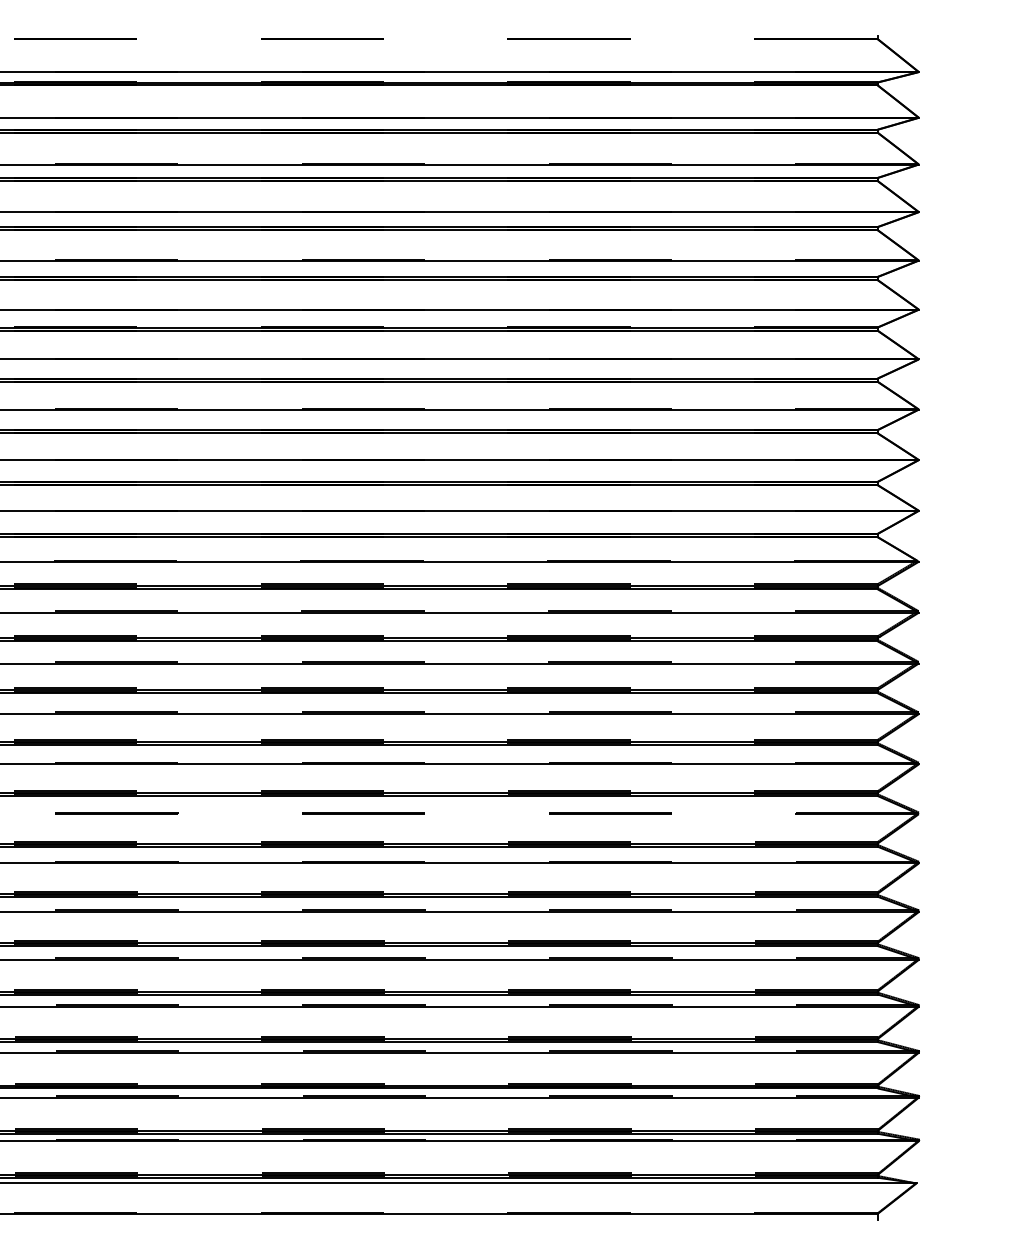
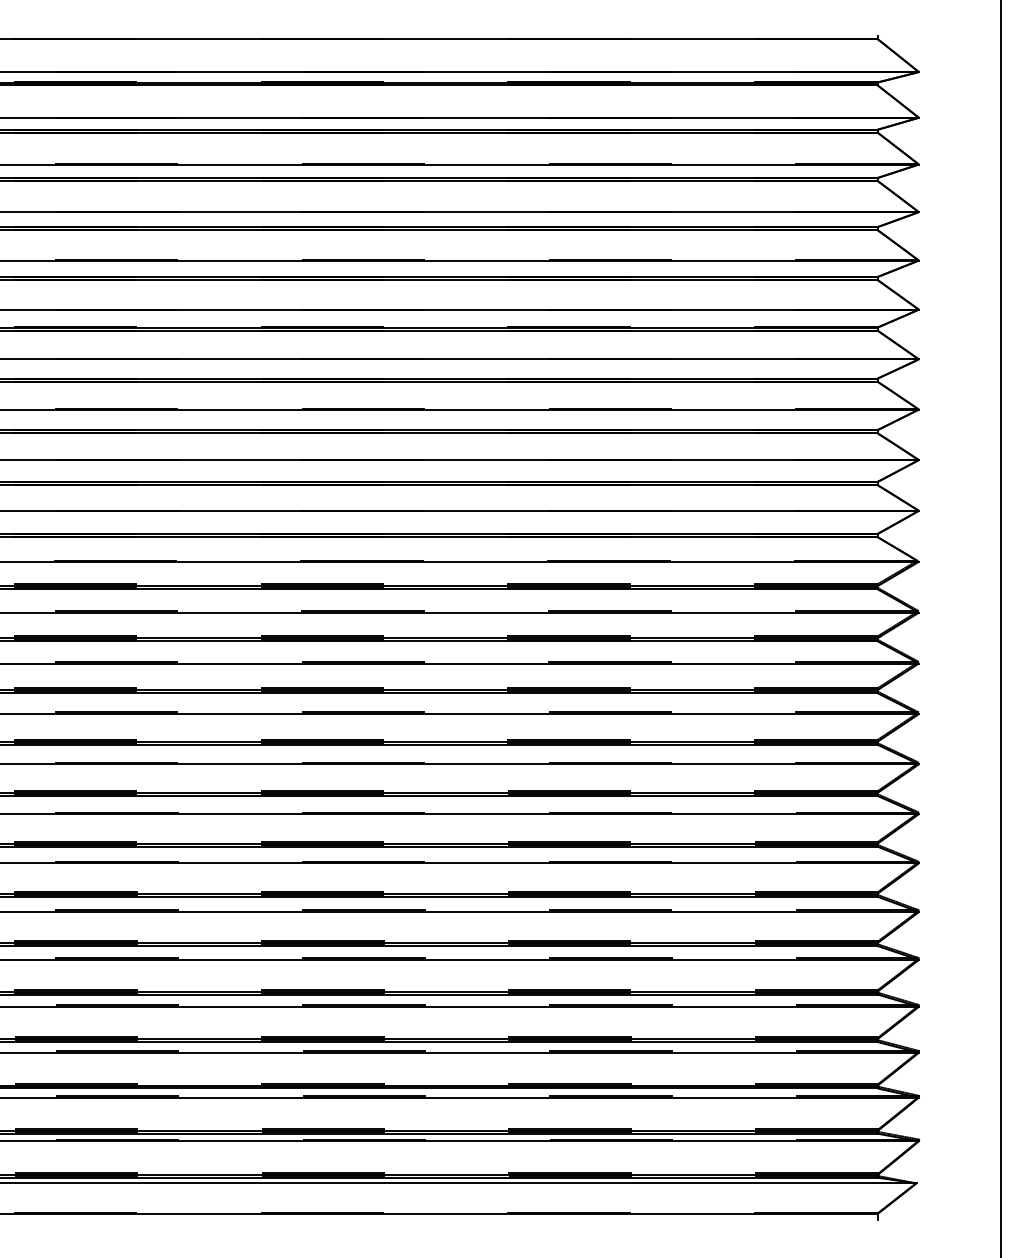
line: dashed -> solid (439, 39)
line: none -> present (1001, 628)
line: dashed -> solid (459, 814)
